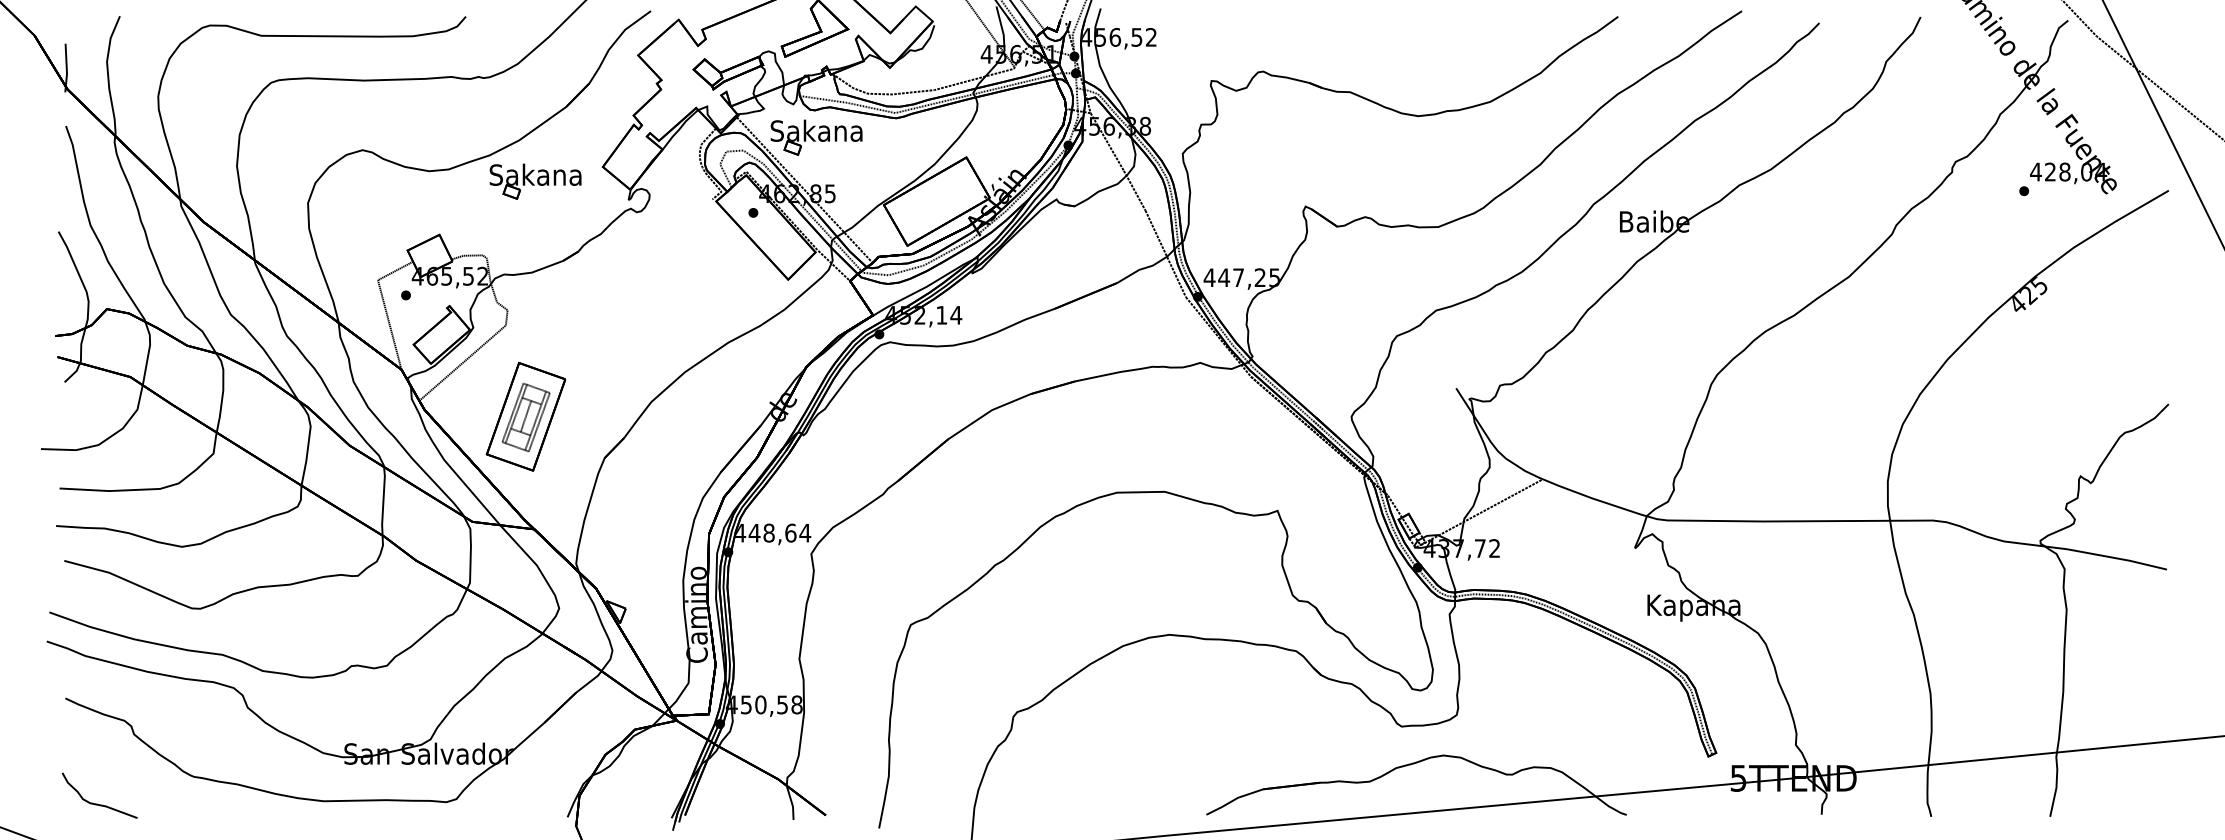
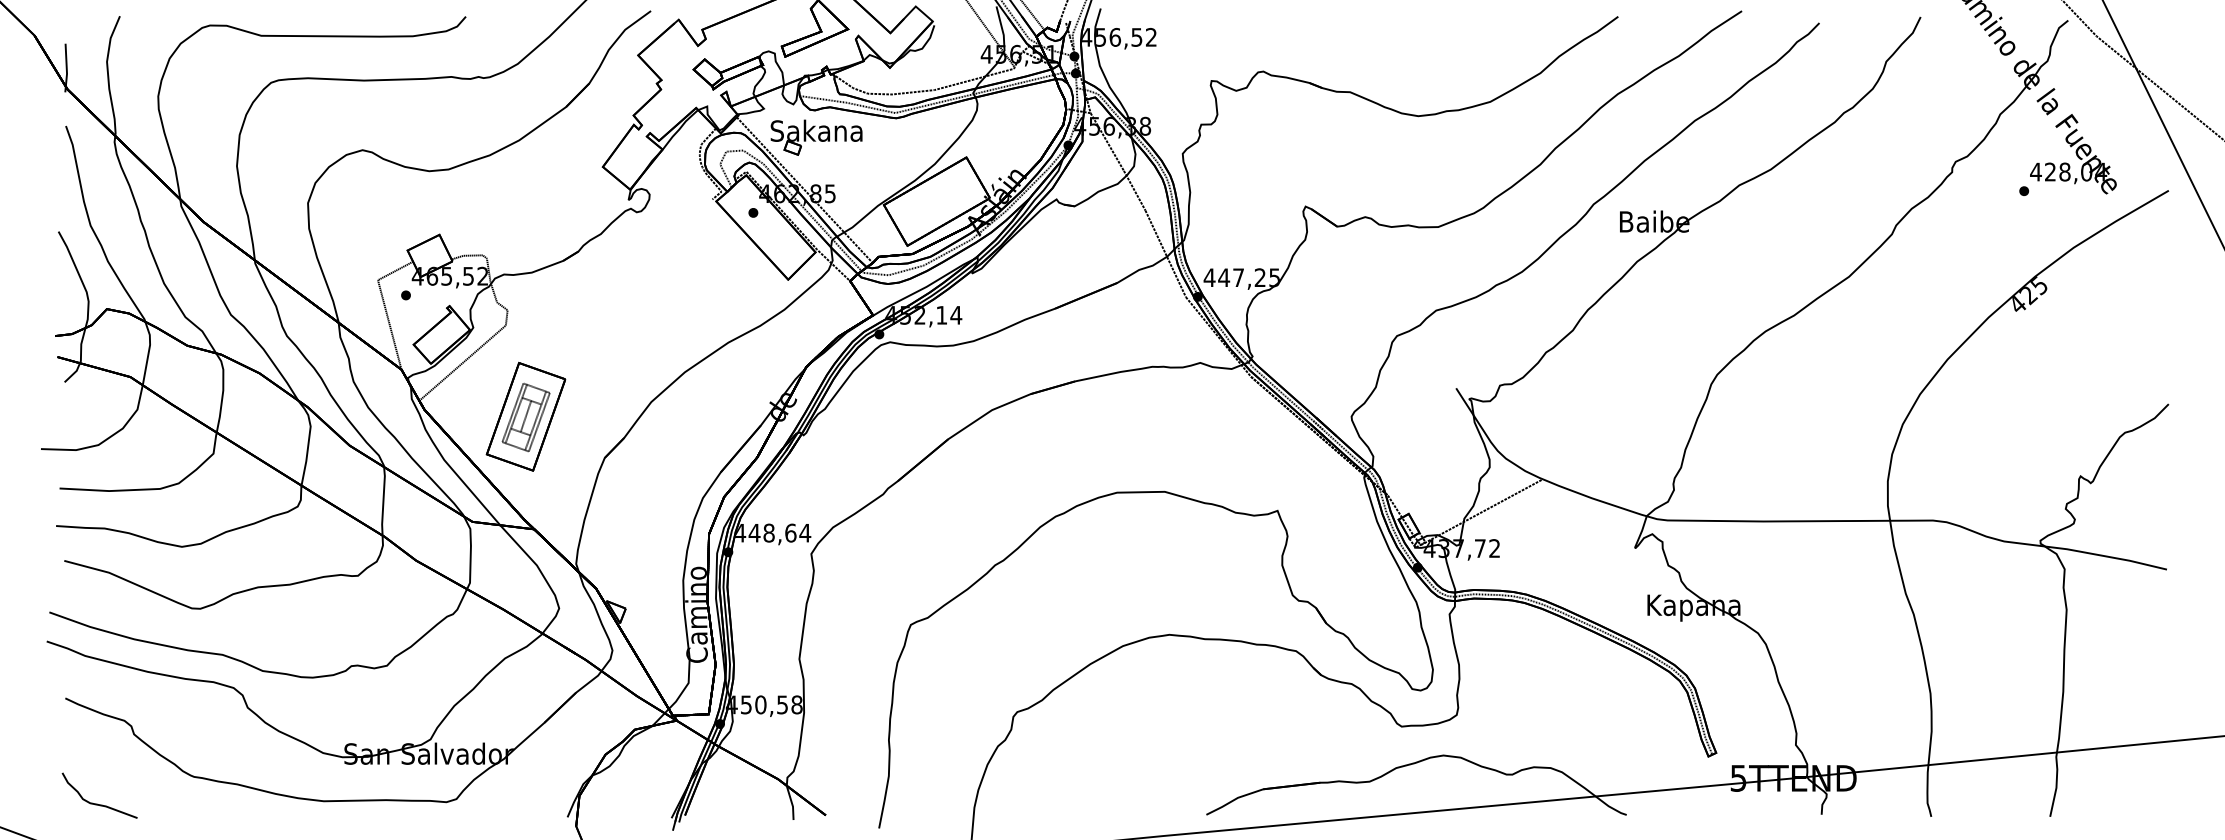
part: present -> none (535, 181)
